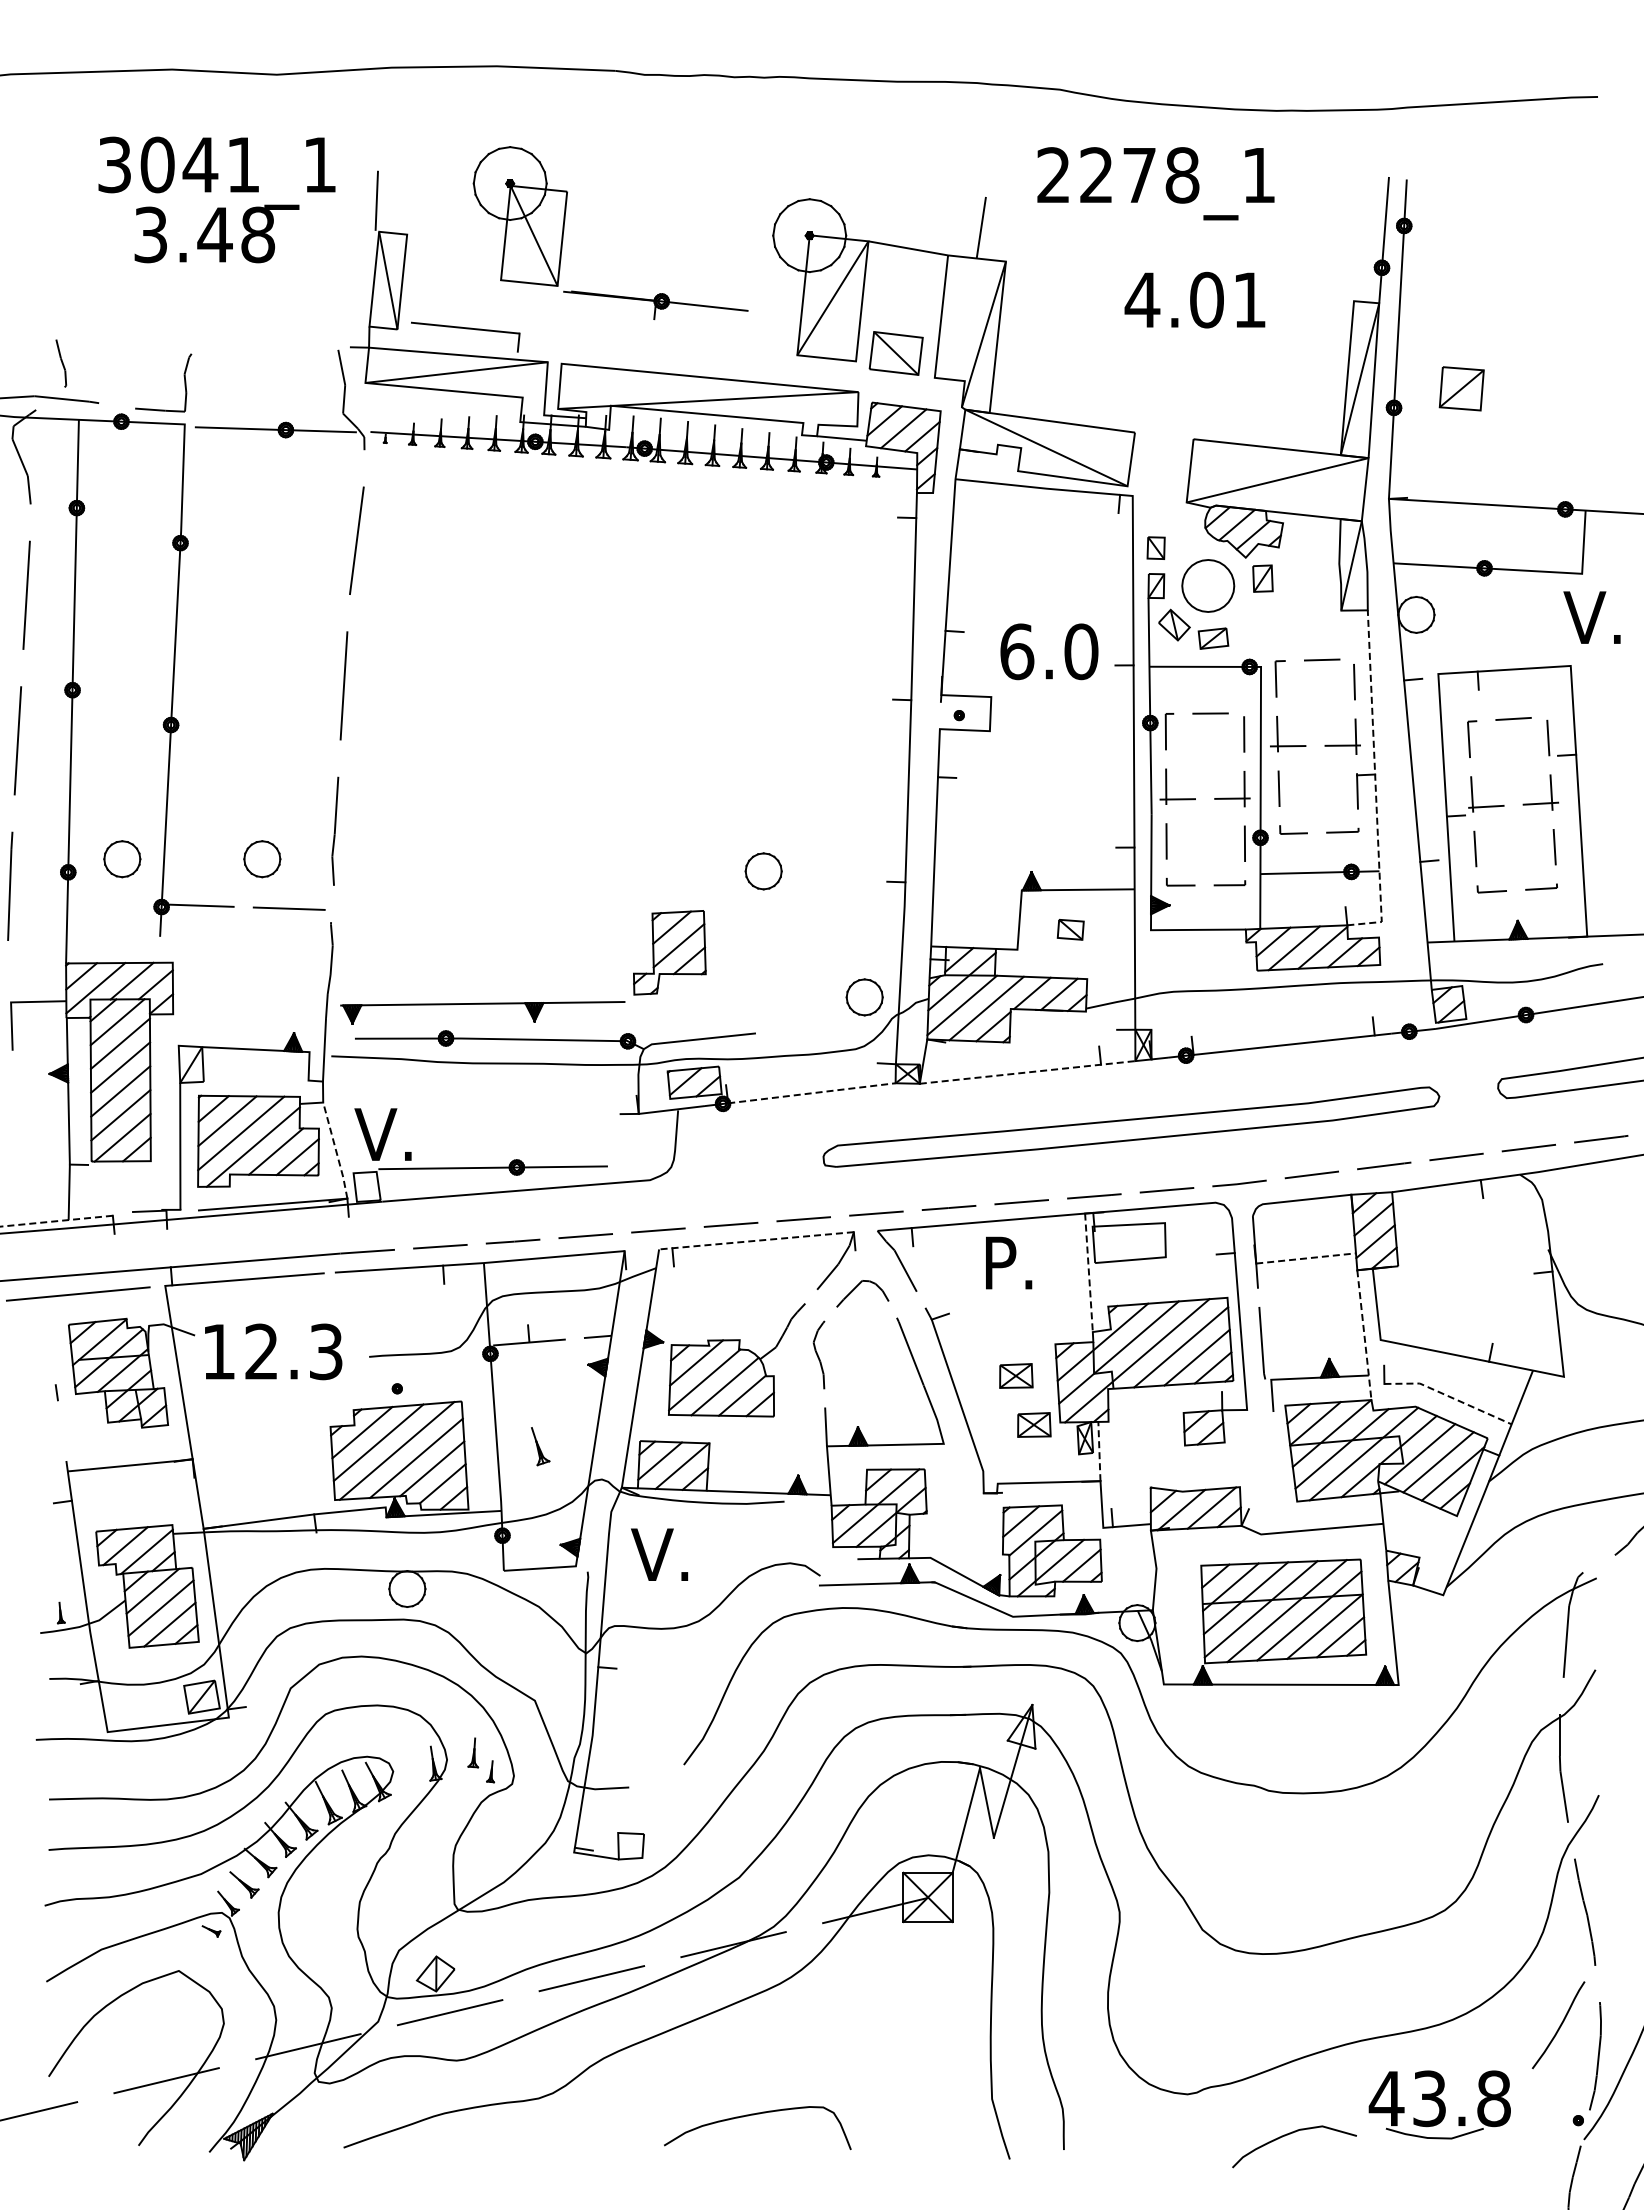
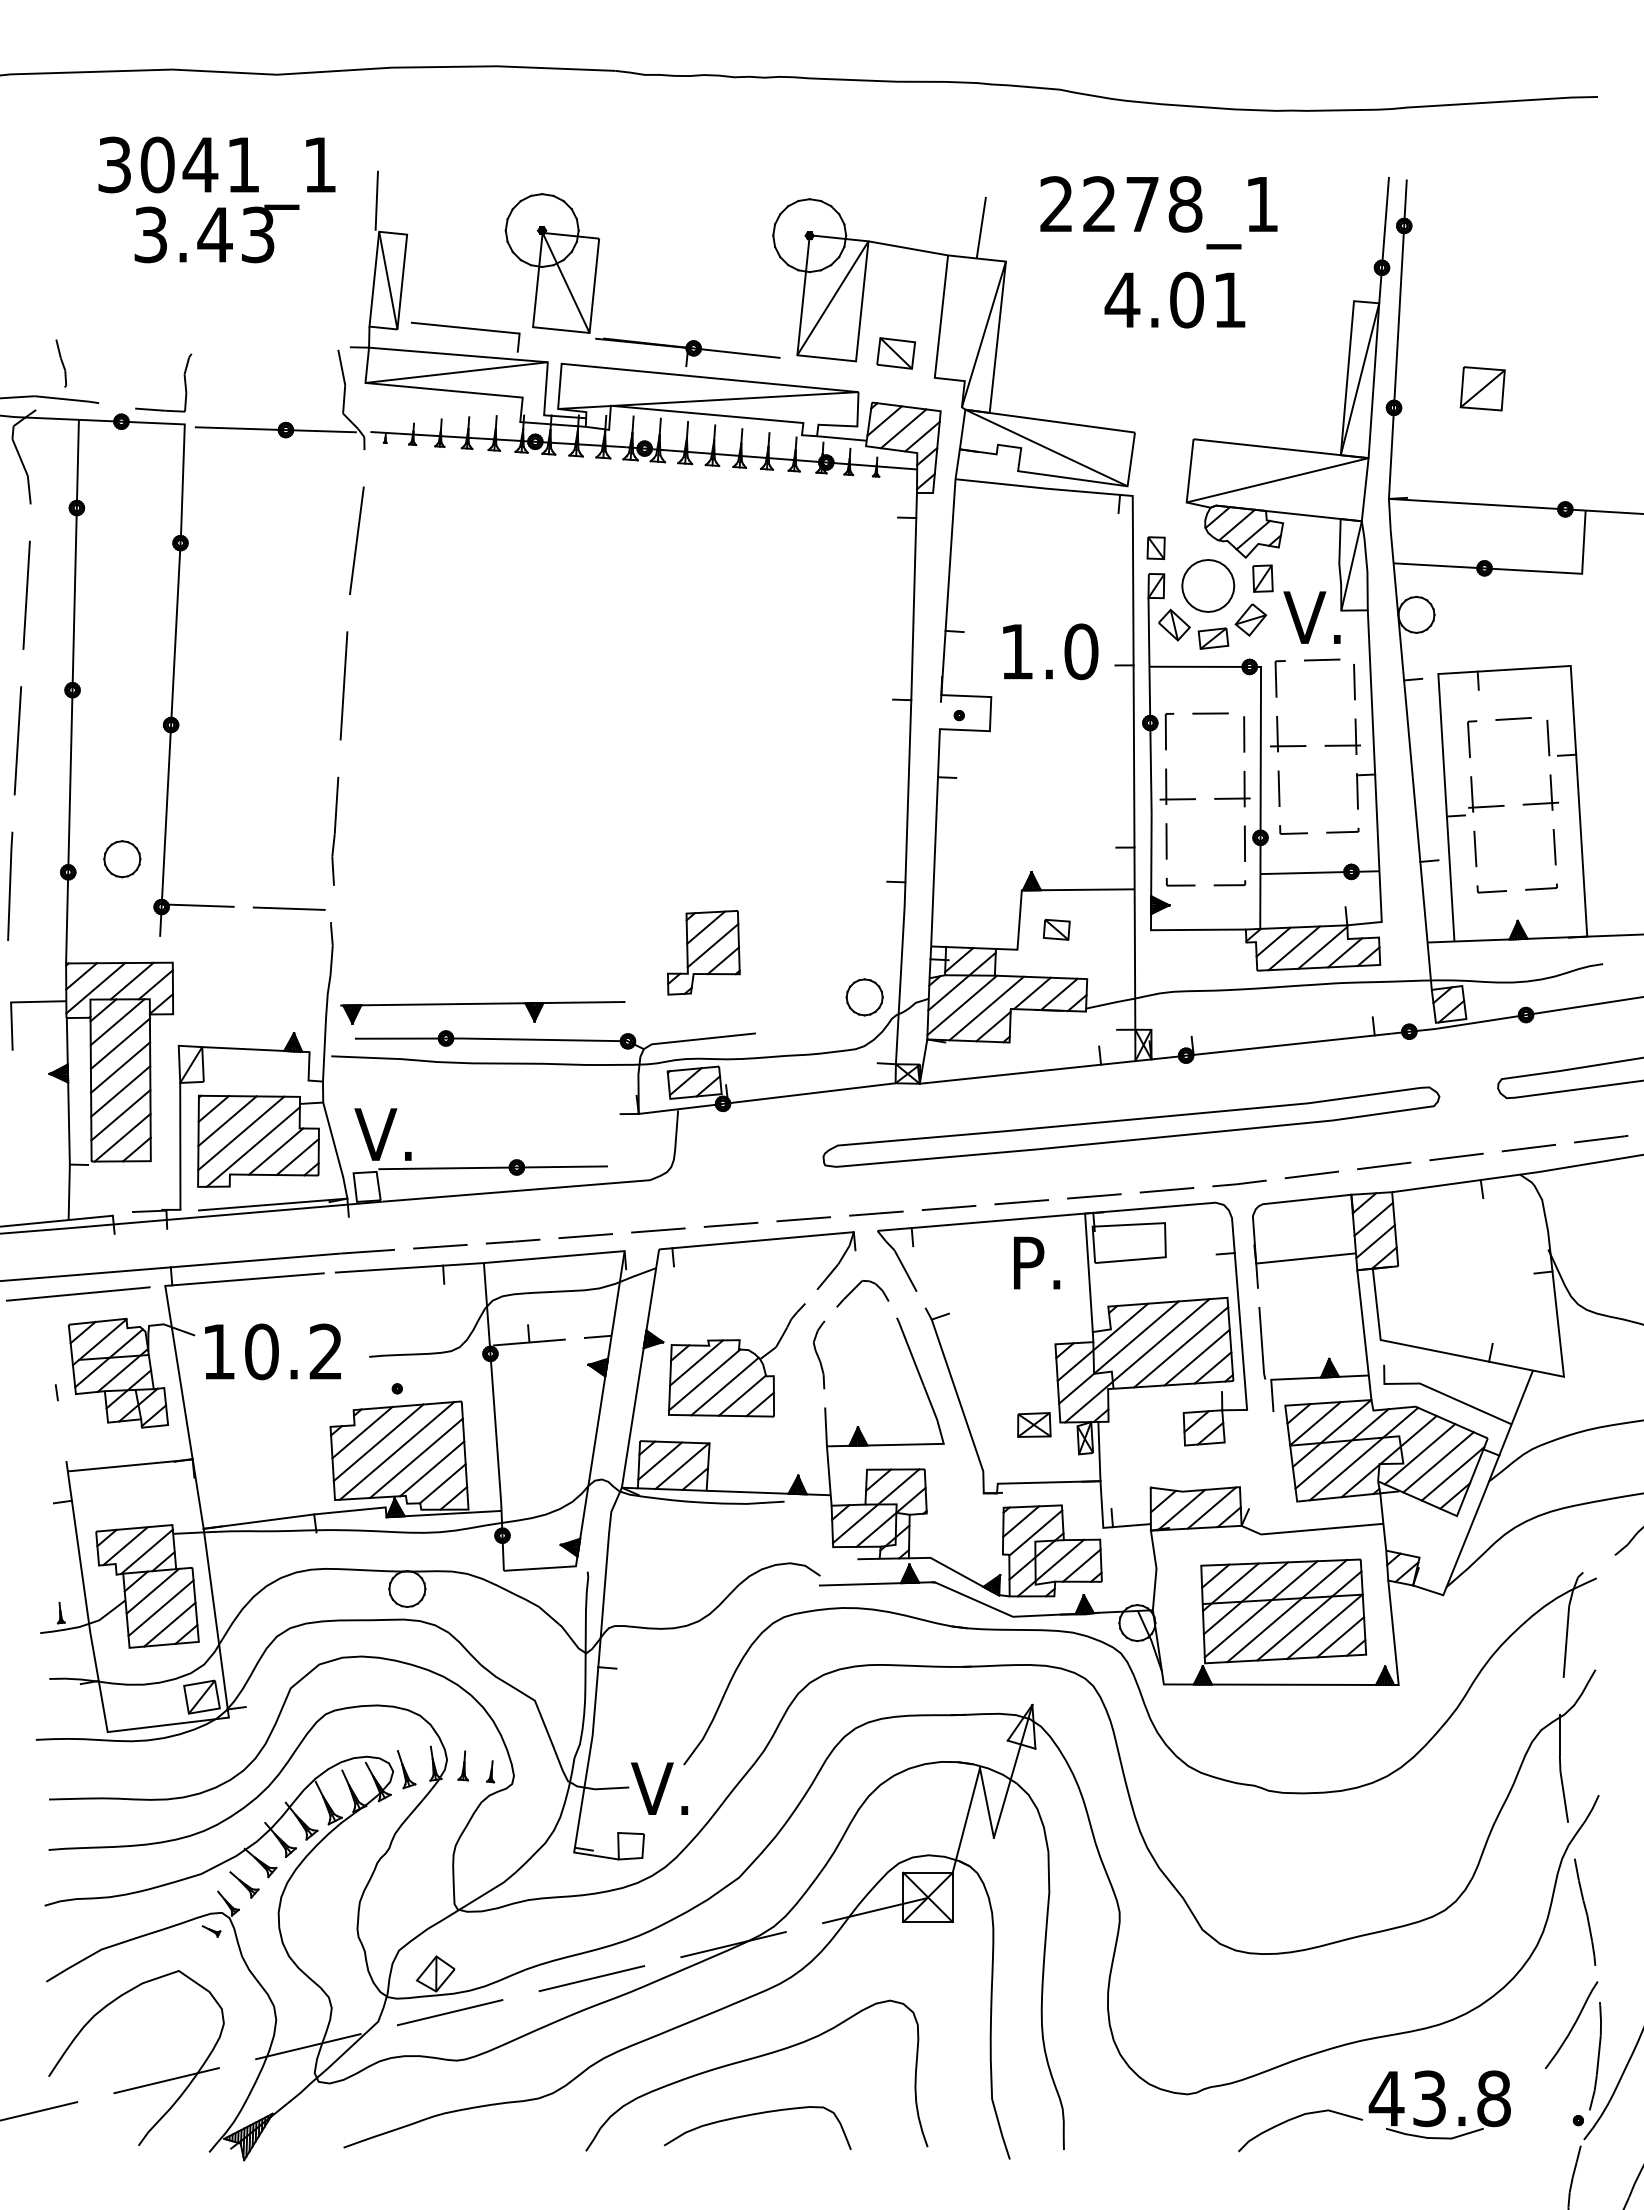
text position: (1155, 183) -> (1158, 212) (1158, 212)
part position: (564, 230) -> (596, 277) (596, 277)
text: 3.48 -> 3.43 (258, 234)
text position: (1194, 299) -> (1174, 299) (1174, 299)
part size: 56x45 px -> 40x33 px (895, 353)
part position: (1461, 388) -> (1482, 388) (1482, 388)
text position: (1591, 617) -> (1311, 617) (1311, 617)
part: none -> present (1250, 619)
text: 6.0 -> 1.0 (1017, 651)
line: dashed -> solid (1375, 784)
part: present -> none (262, 859)
part: present -> none (763, 871)
part position: (1070, 929) -> (1056, 929) (1056, 929)
part position: (669, 952) -> (703, 952) (703, 952)
line: dashed -> solid (1027, 1072)
line: dashed -> solid (812, 1093)
line: dashed -> solid (336, 1150)
line: dashed -> solid (56, 1221)
line: dashed -> solid (756, 1240)
line: dashed -> solid (1306, 1258)
text position: (1009, 1262) -> (1037, 1262) (1037, 1262)
line: dashed -> solid (1088, 1273)
line: dashed -> solid (1364, 1335)
text: 12.3 -> 10.2 (293, 1351)
part: present -> none (1016, 1375)
line: dashed -> solid (1448, 1396)
part position: (540, 1446) -> (406, 1769) (406, 1769)
line: dashed -> solid (1099, 1451)
text position: (659, 1554) -> (659, 1788) (659, 1788)
part position: (473, 1752) -> (463, 1765) (463, 1765)
curve position: (1559, 2025) -> (1572, 2025) (1572, 2025)
curve: none -> present (753, 2059)
curve position: (1290, 2134) -> (1296, 2118) (1296, 2118)
